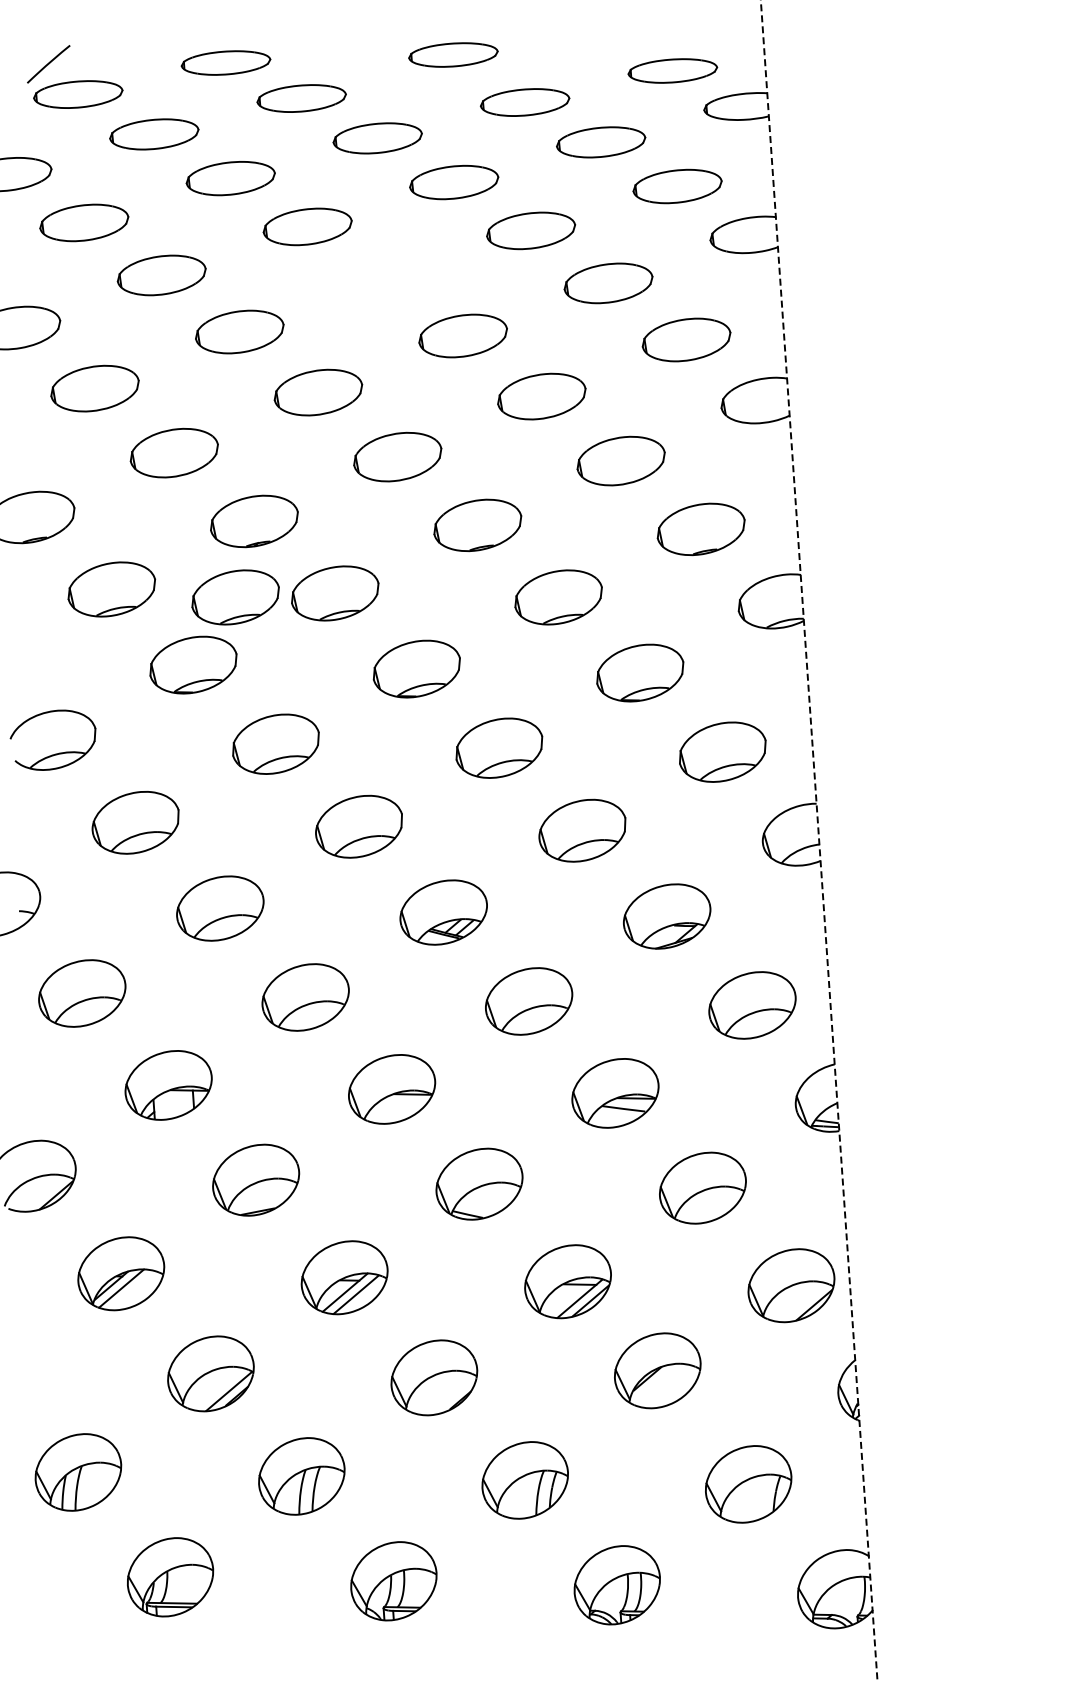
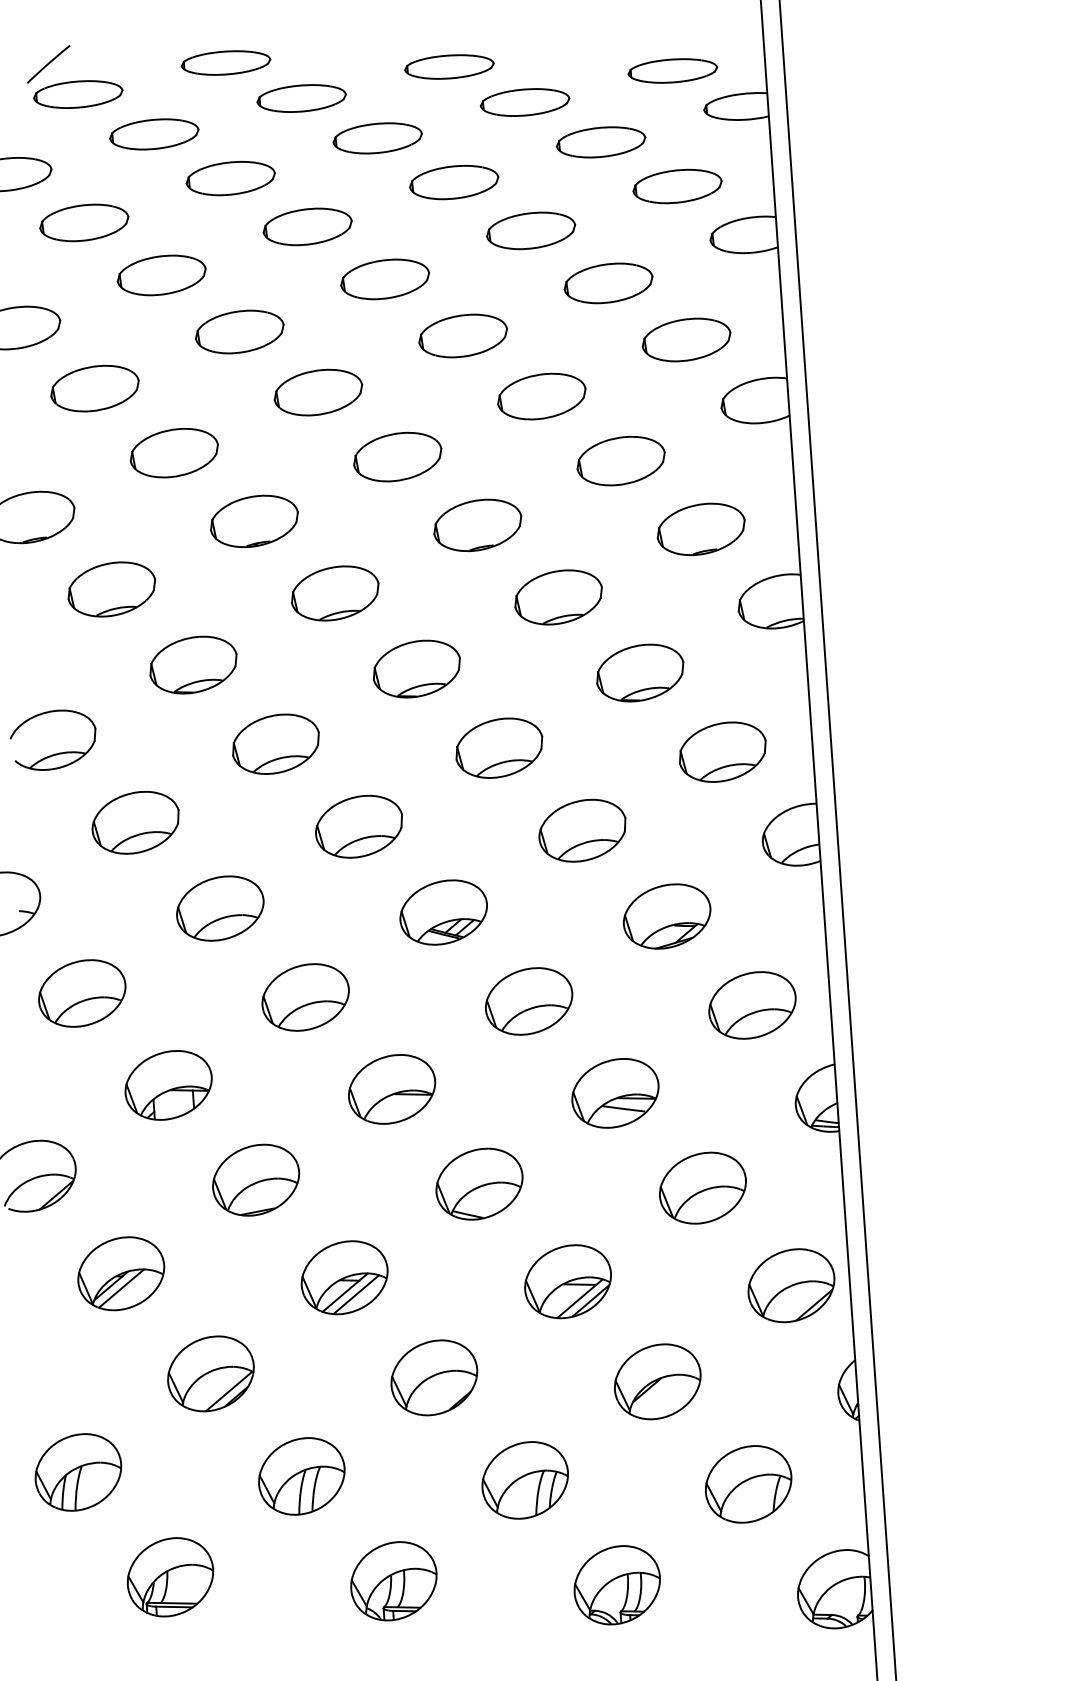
part position: (453, 54) -> (449, 66) (449, 66)
part: none -> present (385, 279)
part: present -> none (235, 597)
line: none -> present (837, 839)
line: dashed -> solid (819, 841)
part position: (657, 1370) -> (657, 1381) (657, 1381)
